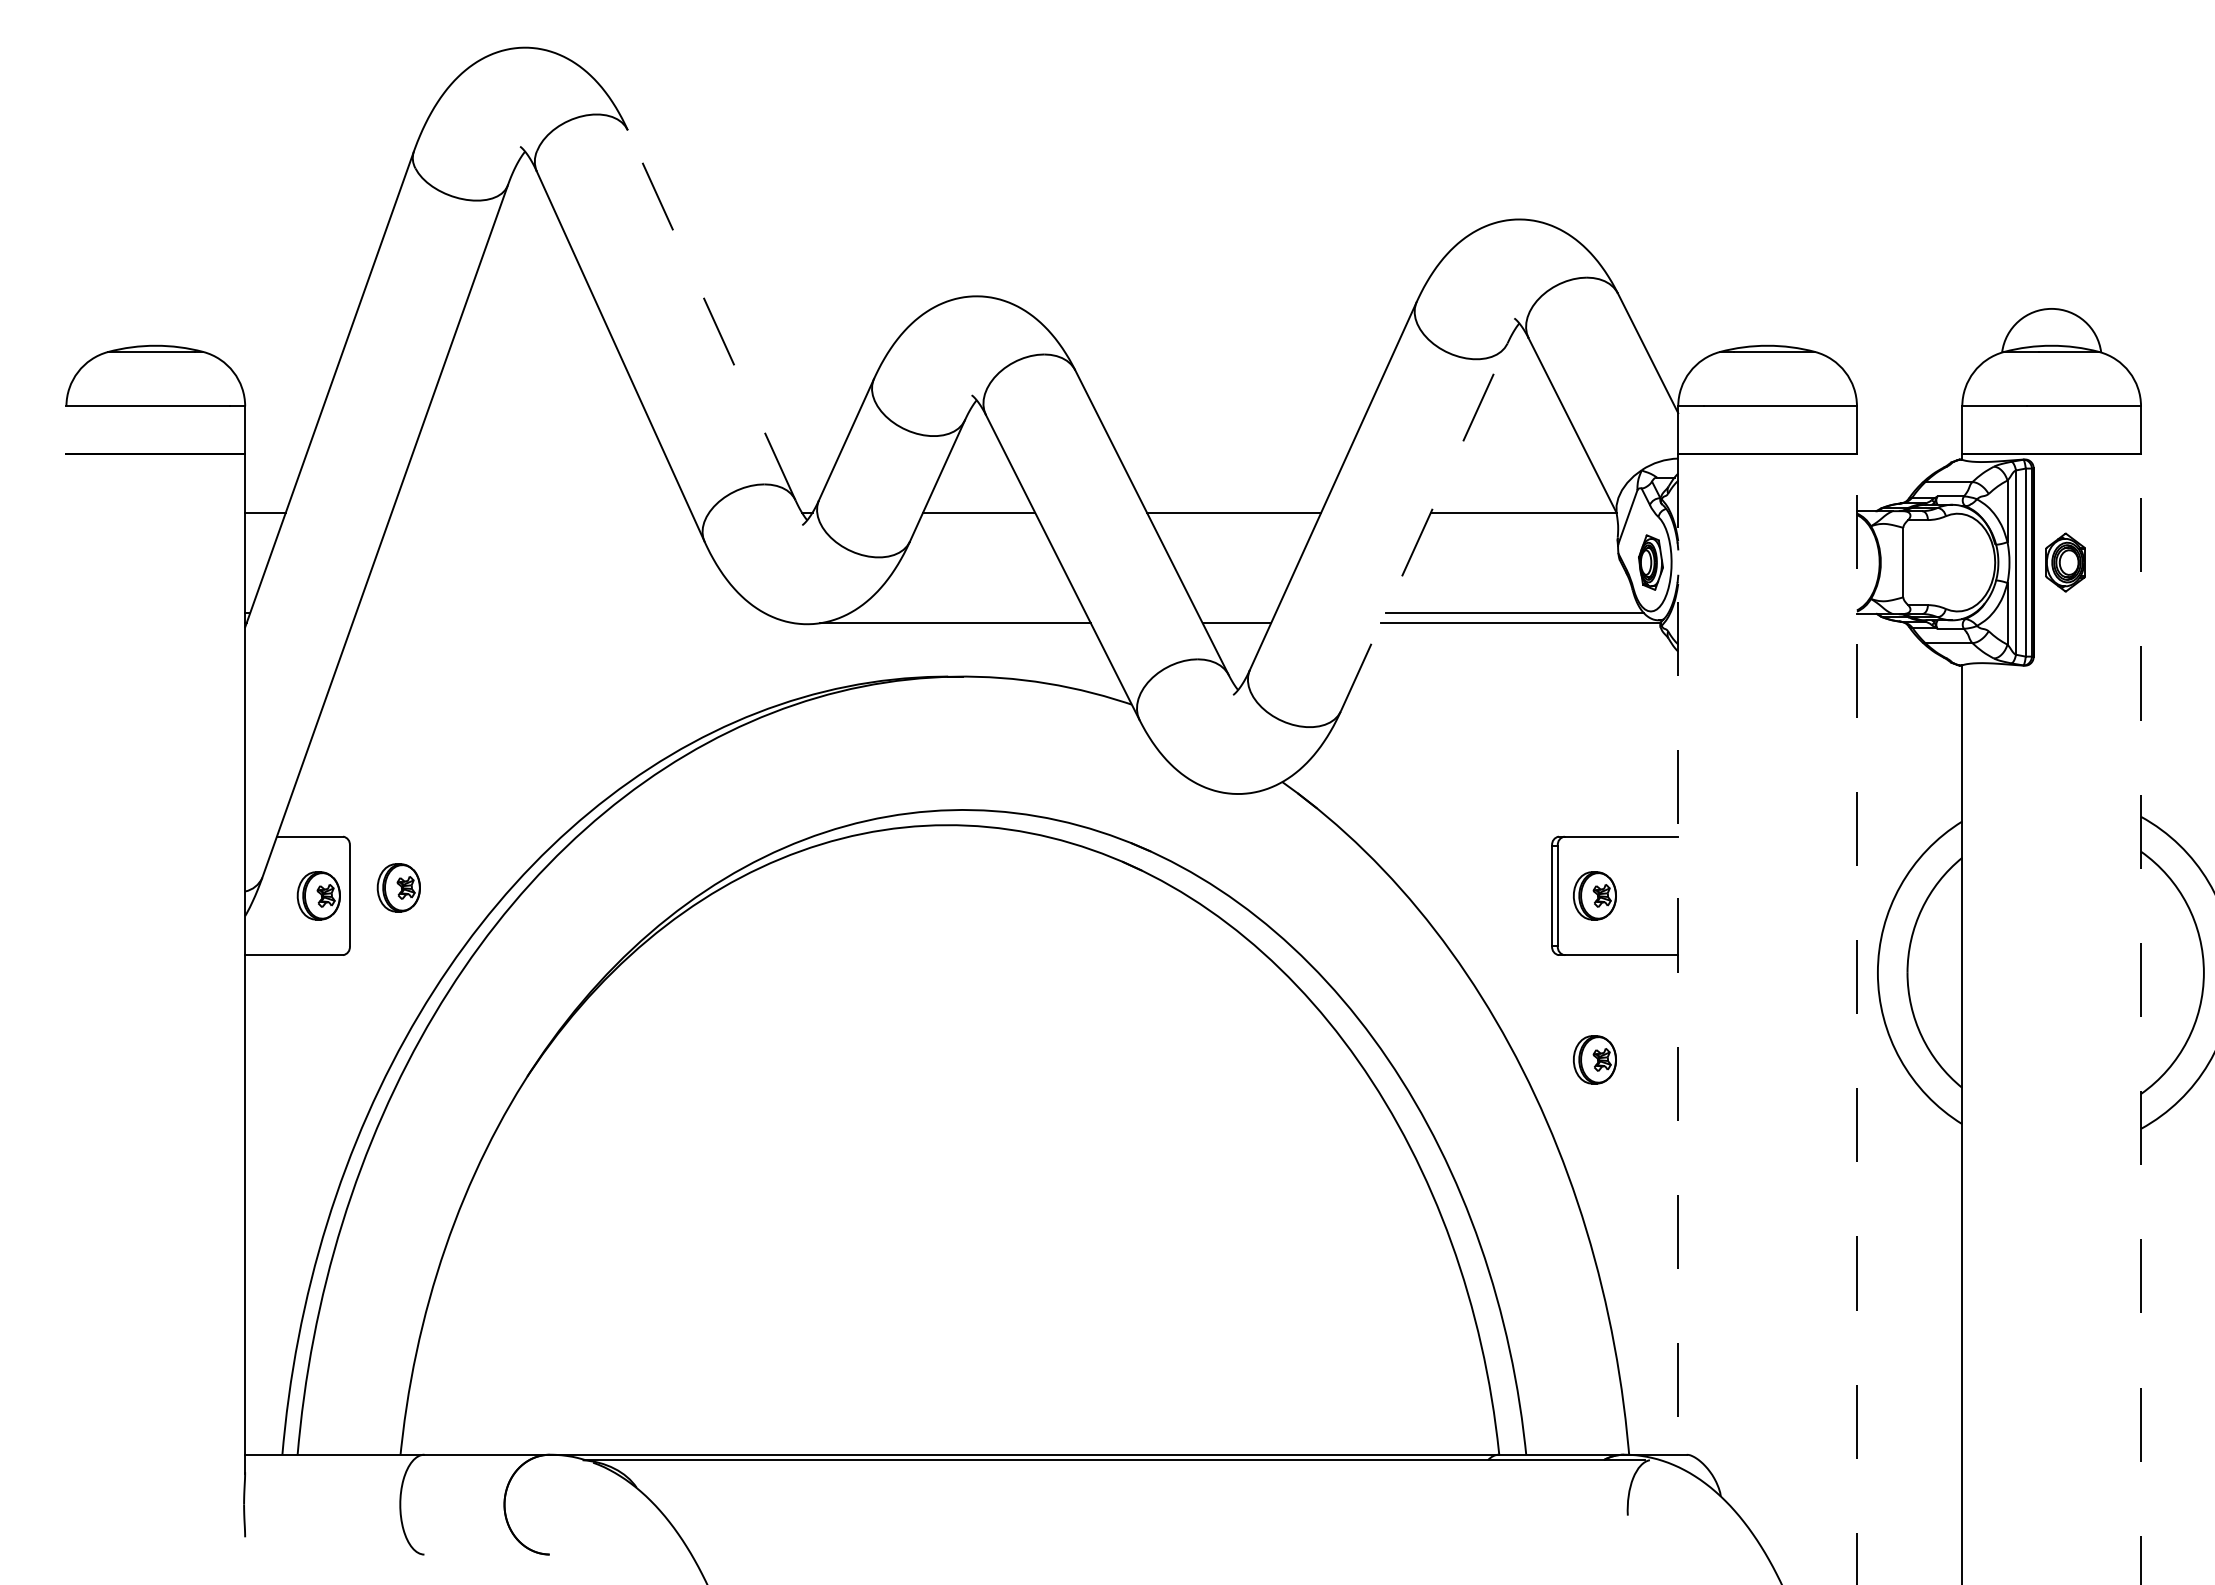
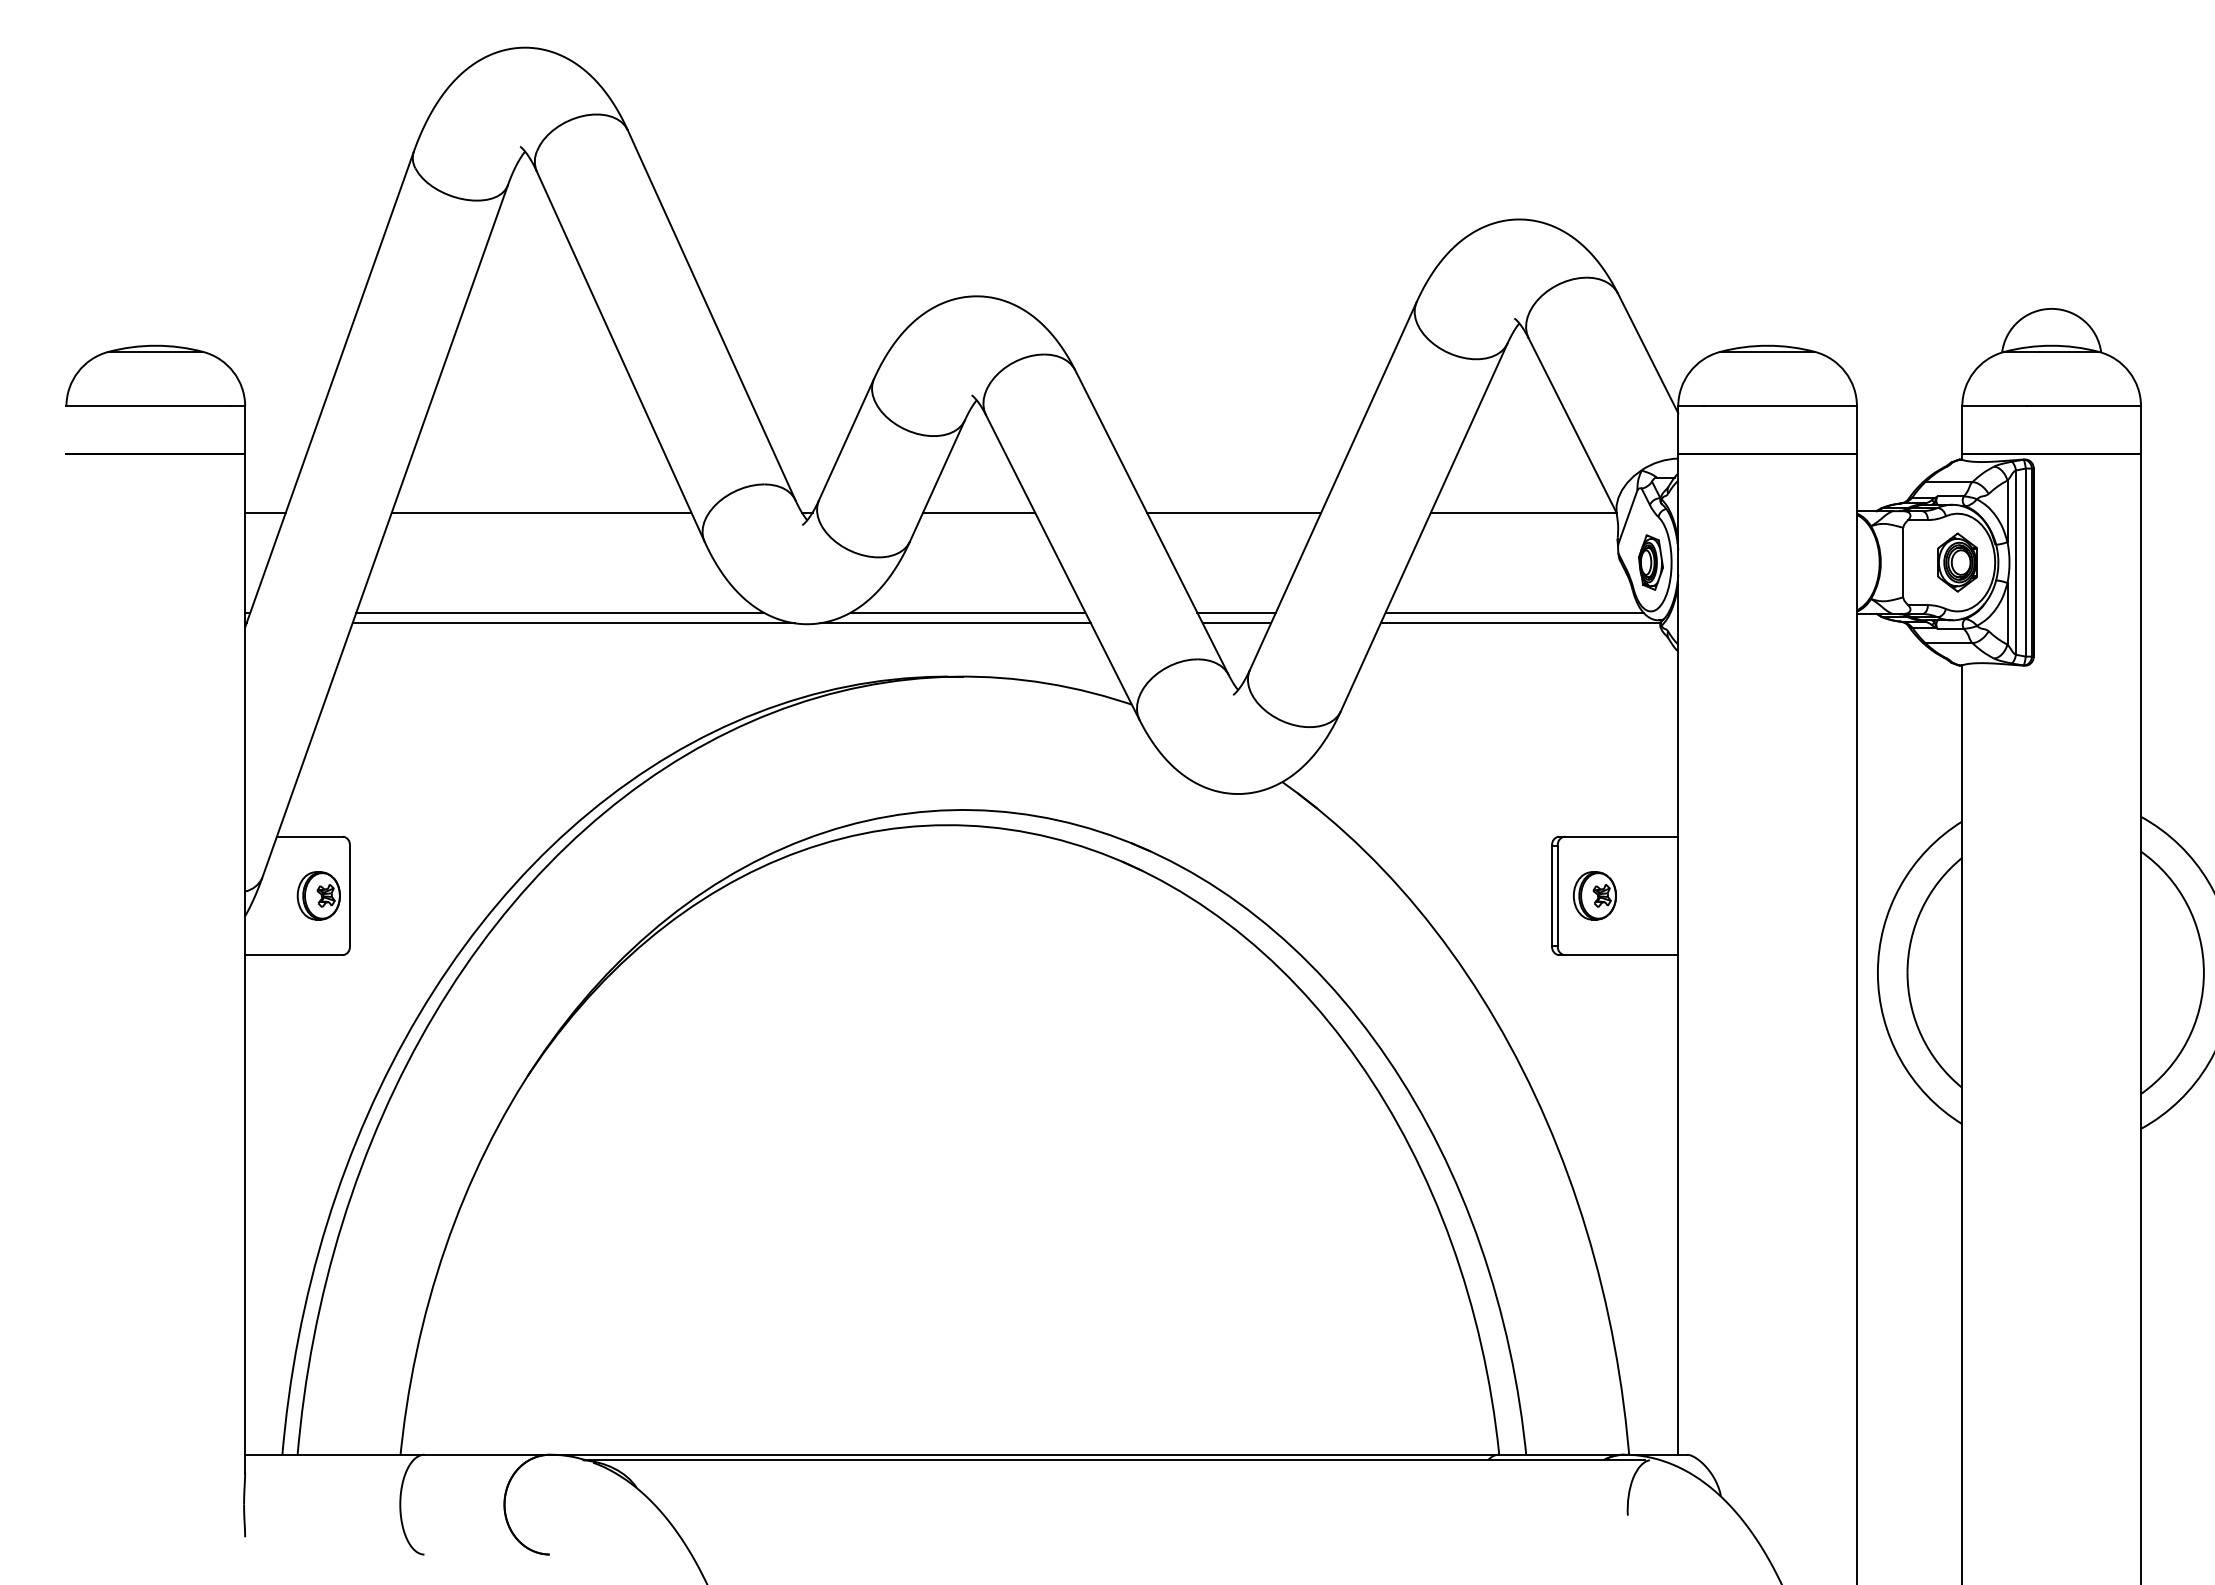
line: dashed -> solid (711, 314)
line: none -> present (541, 512)
line: dashed -> solid (1424, 527)
part position: (2065, 562) -> (1957, 562) (1957, 562)
line: none -> present (559, 612)
line: none -> present (967, 612)
line: none -> present (1236, 612)
line: none -> present (573, 623)
part: present -> none (398, 887)
line: dashed -> solid (1678, 954)
line: dashed -> solid (1856, 1018)
line: dashed -> solid (2141, 1018)
part: present -> none (1594, 1059)
